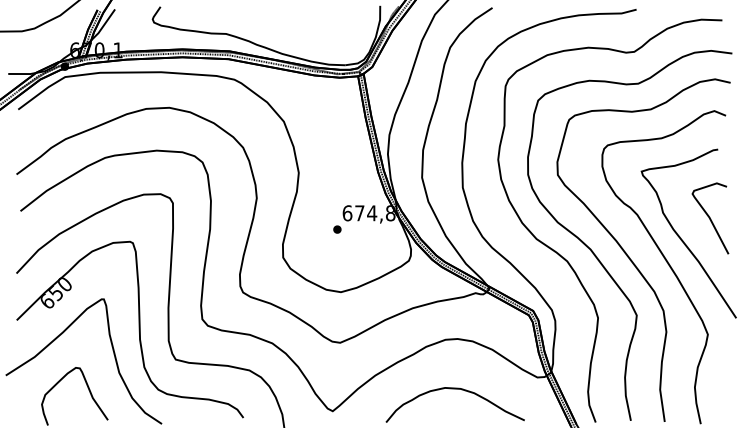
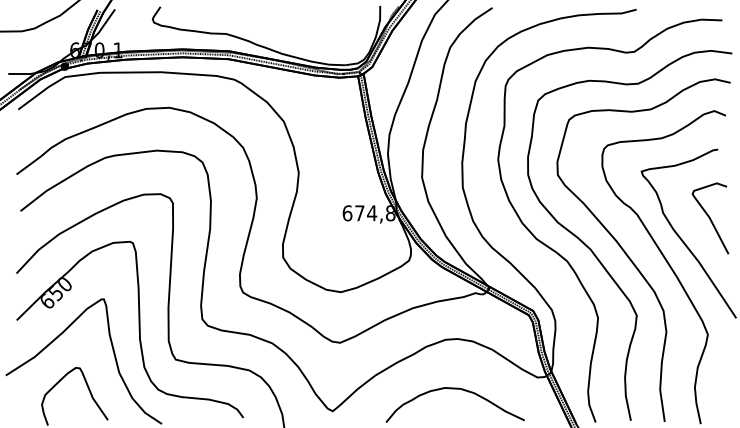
part: present -> none (337, 229)
